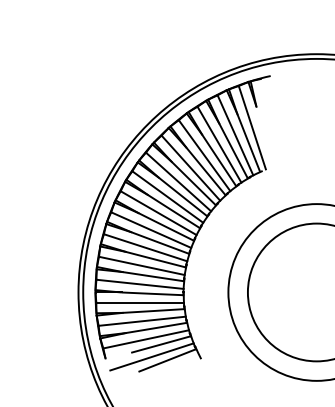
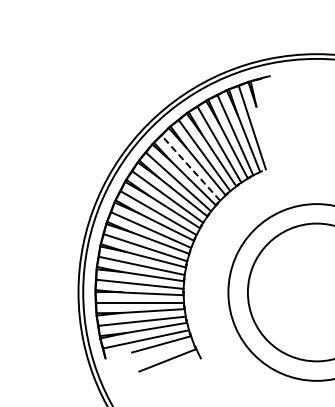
line: solid -> dashed (190, 168)
line: present -> none (151, 356)
